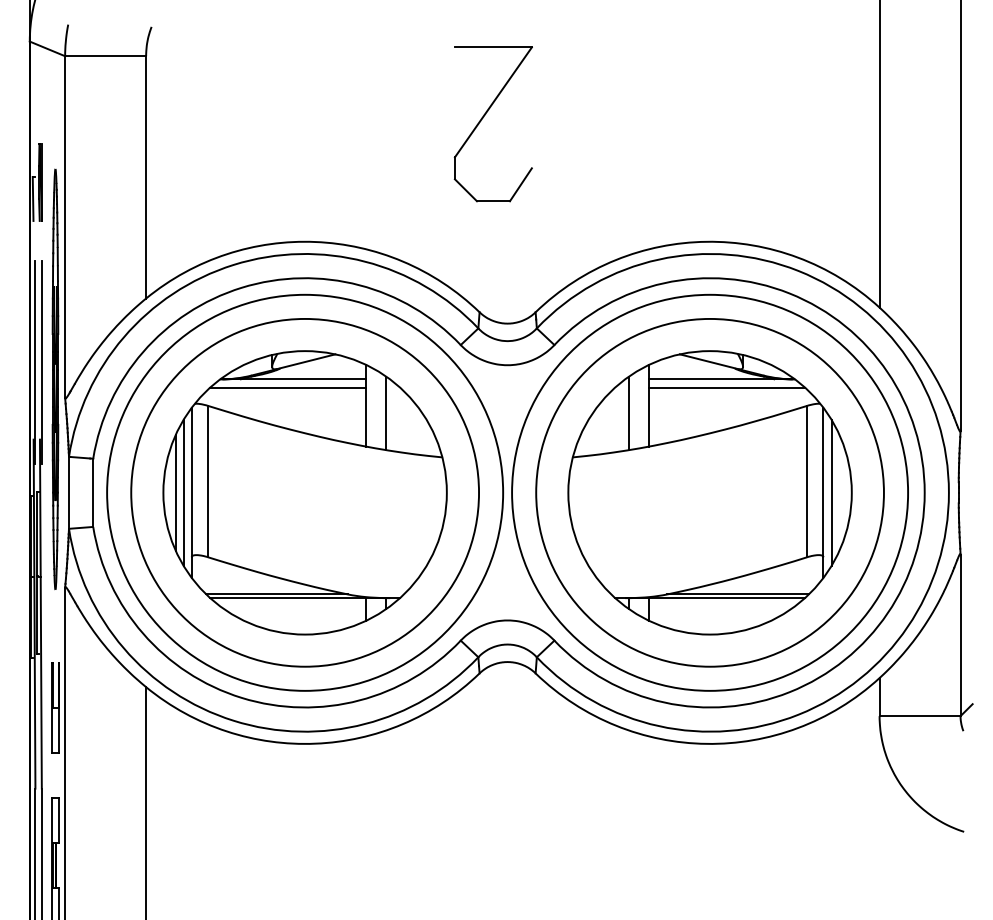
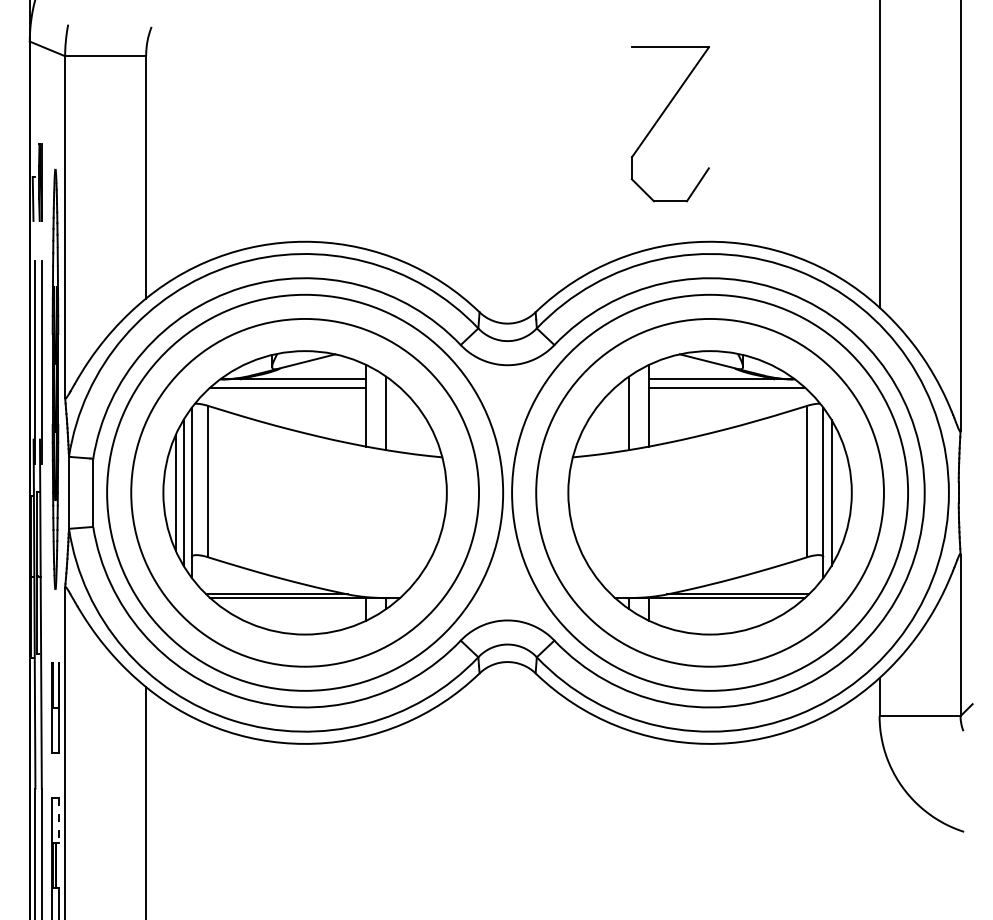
part position: (483, 118) -> (660, 118) (660, 118)
line: solid -> dashed (59, 820)
